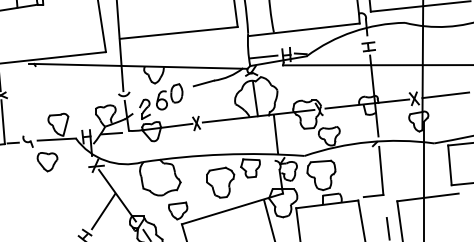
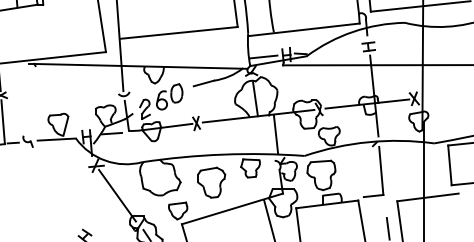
line: present -> none (445, 95)
part: present -> none (47, 162)
part position: (220, 182) -> (211, 182) (211, 182)
line: present -> none (103, 211)
